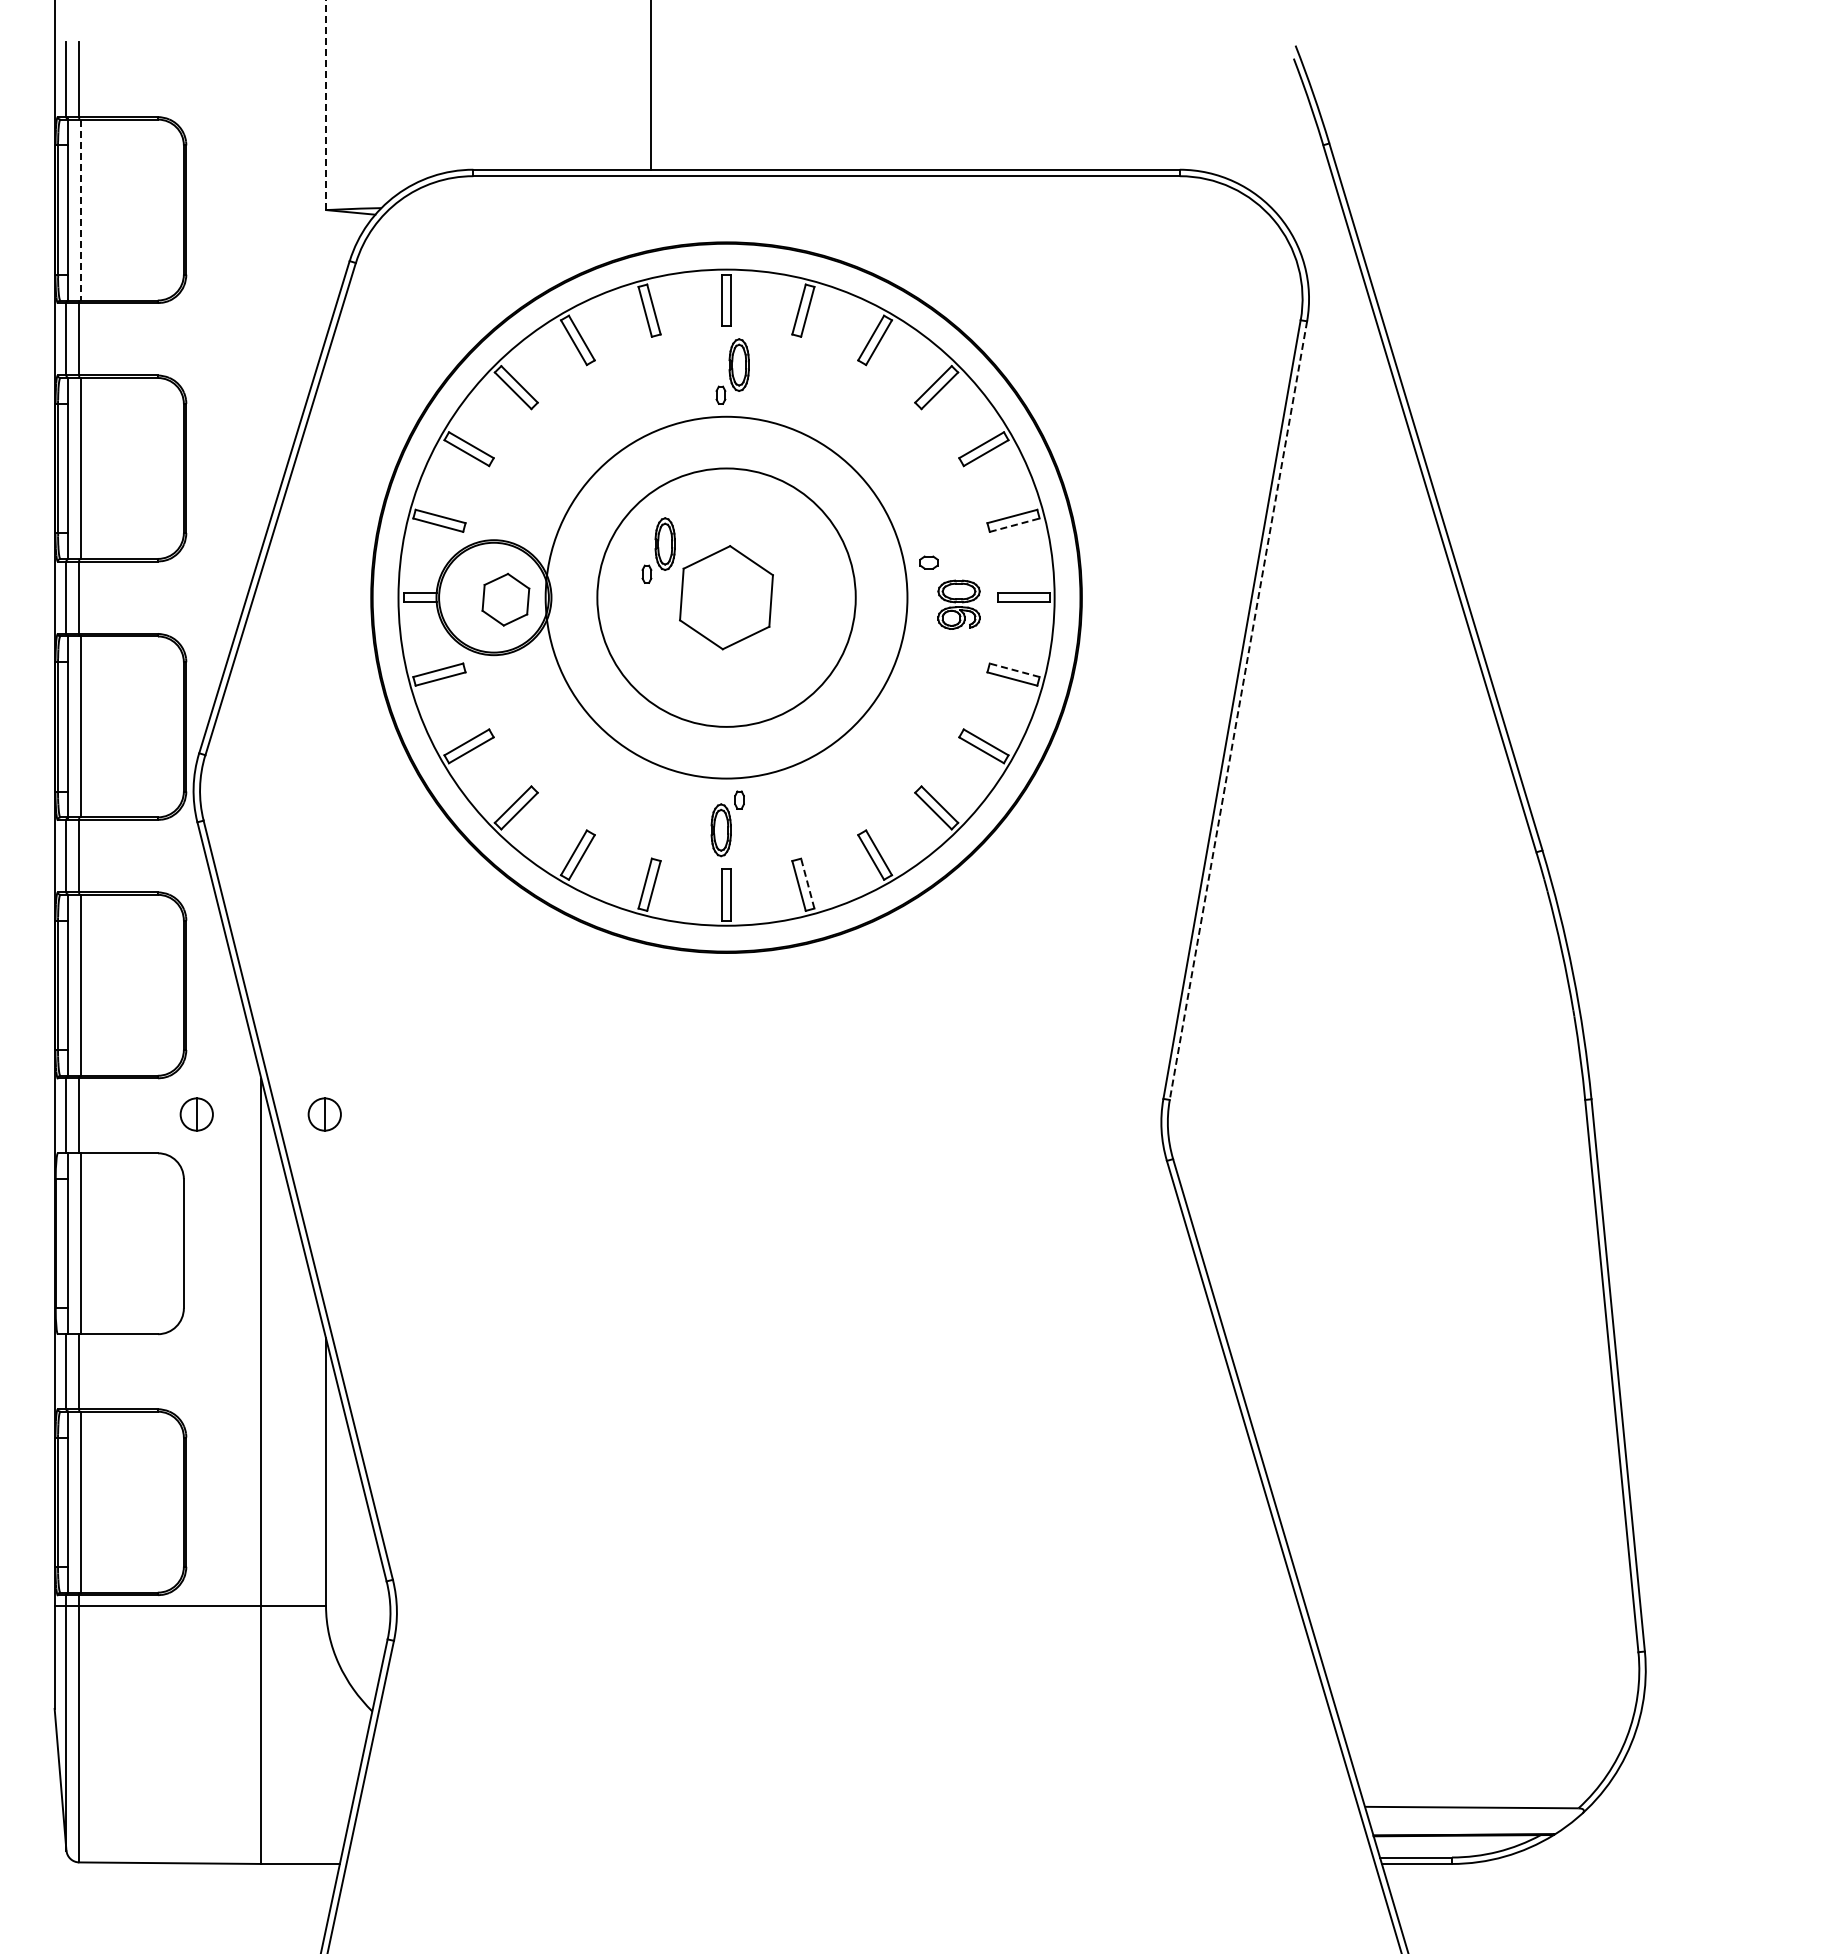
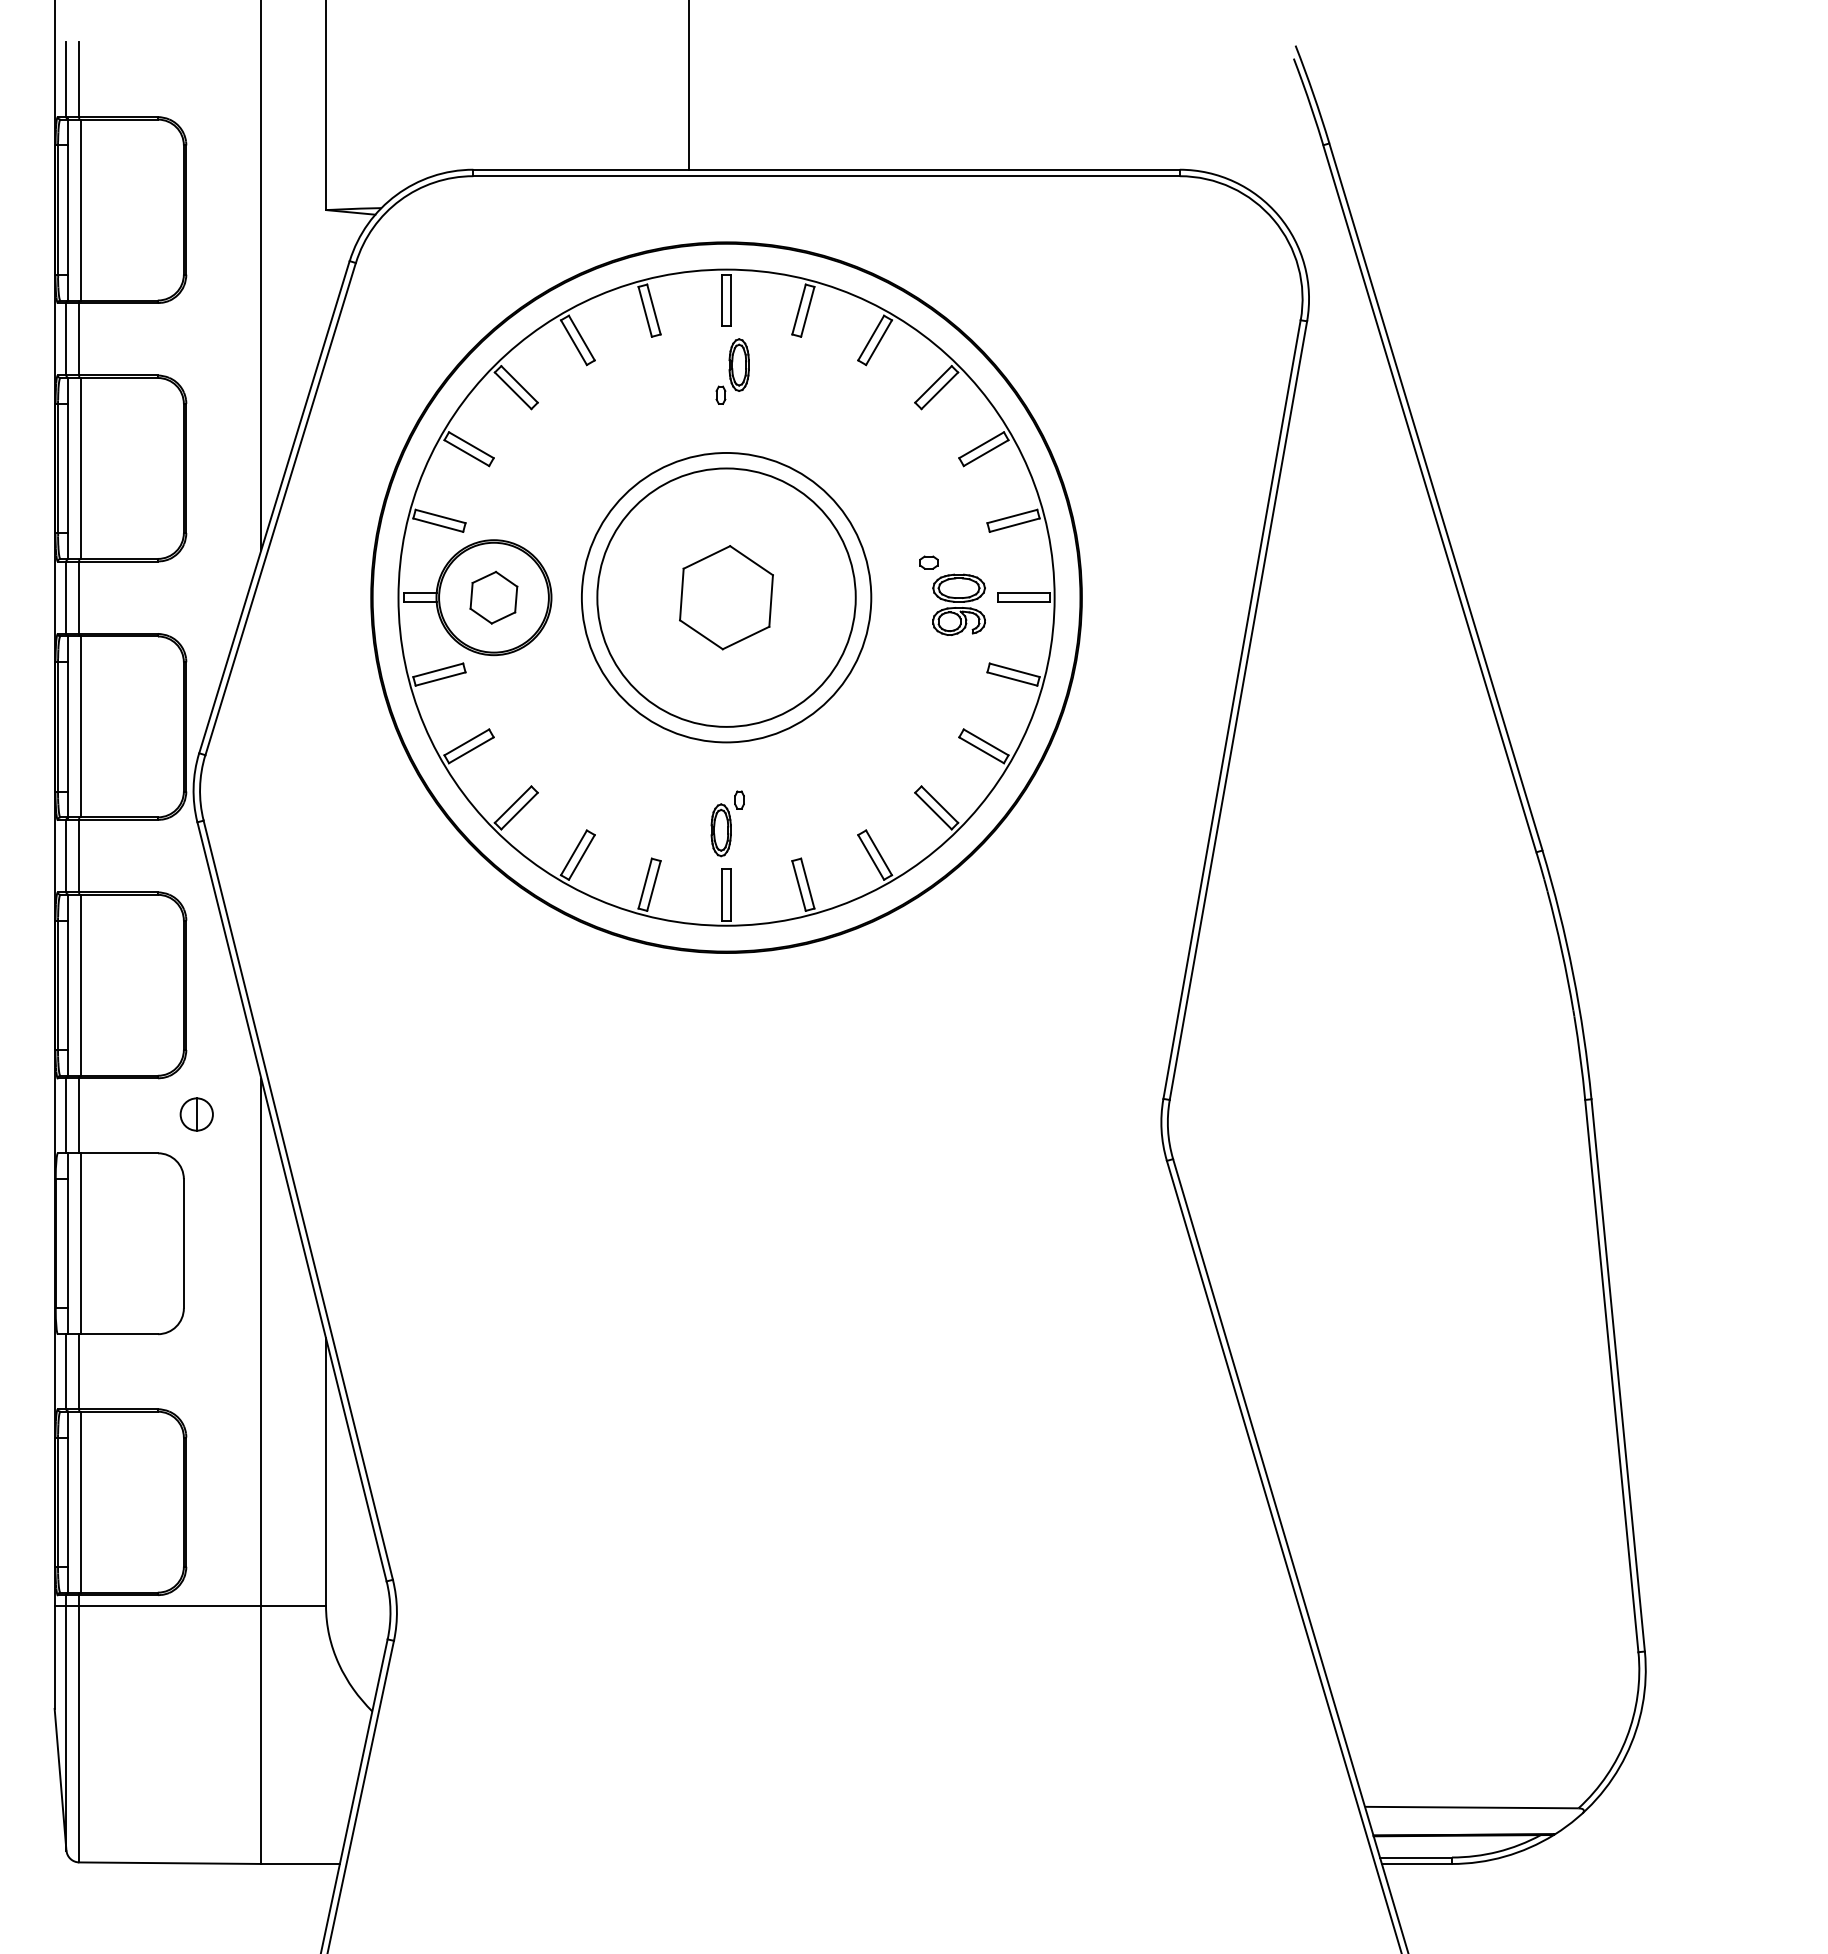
line position: (651, 85) -> (689, 85) (689, 85)
line: dashed -> solid (326, 105)
line: dashed -> solid (80, 210)
line: none -> present (261, 276)
line: dashed -> solid (1014, 525)
part: present -> none (658, 550)
circle diameter: 362 px -> 289 px (726, 597)
part position: (505, 599) -> (493, 597) (493, 597)
part size: 44x51 px -> 54x63 px (958, 604)
line: dashed -> solid (1014, 670)
line: dashed -> solid (1238, 711)
line: dashed -> solid (807, 883)
part: present -> none (324, 1114)
